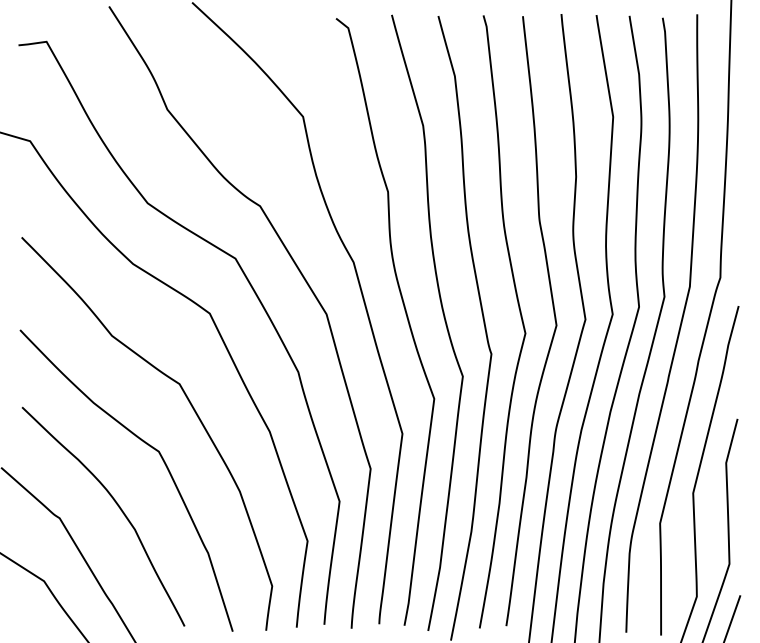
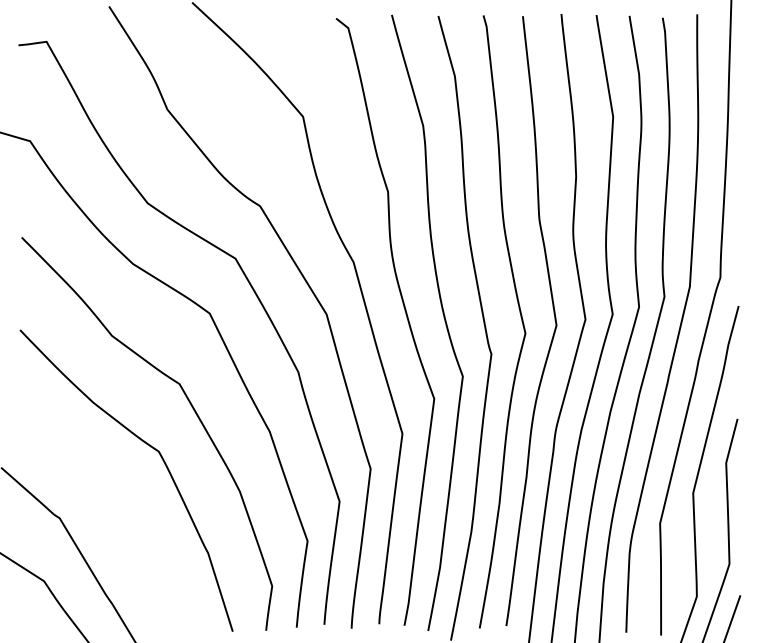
curve: present -> none (118, 507)
